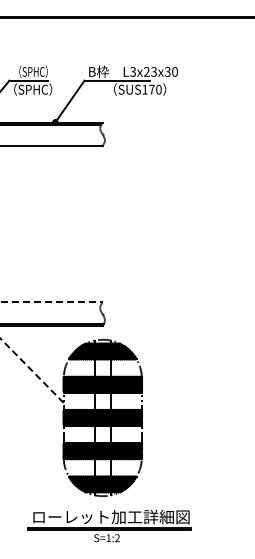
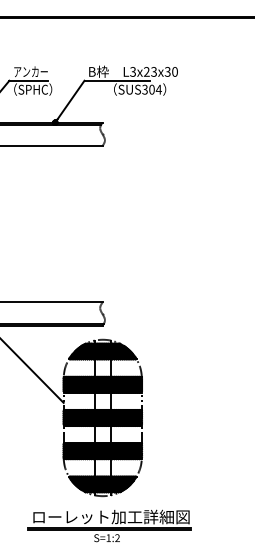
text: （SPHC） -> アンカー (30, 71)
text: SUS170 -> SUS304 (151, 89)
line: dashed -> solid (51, 302)
line: dashed -> solid (32, 370)
